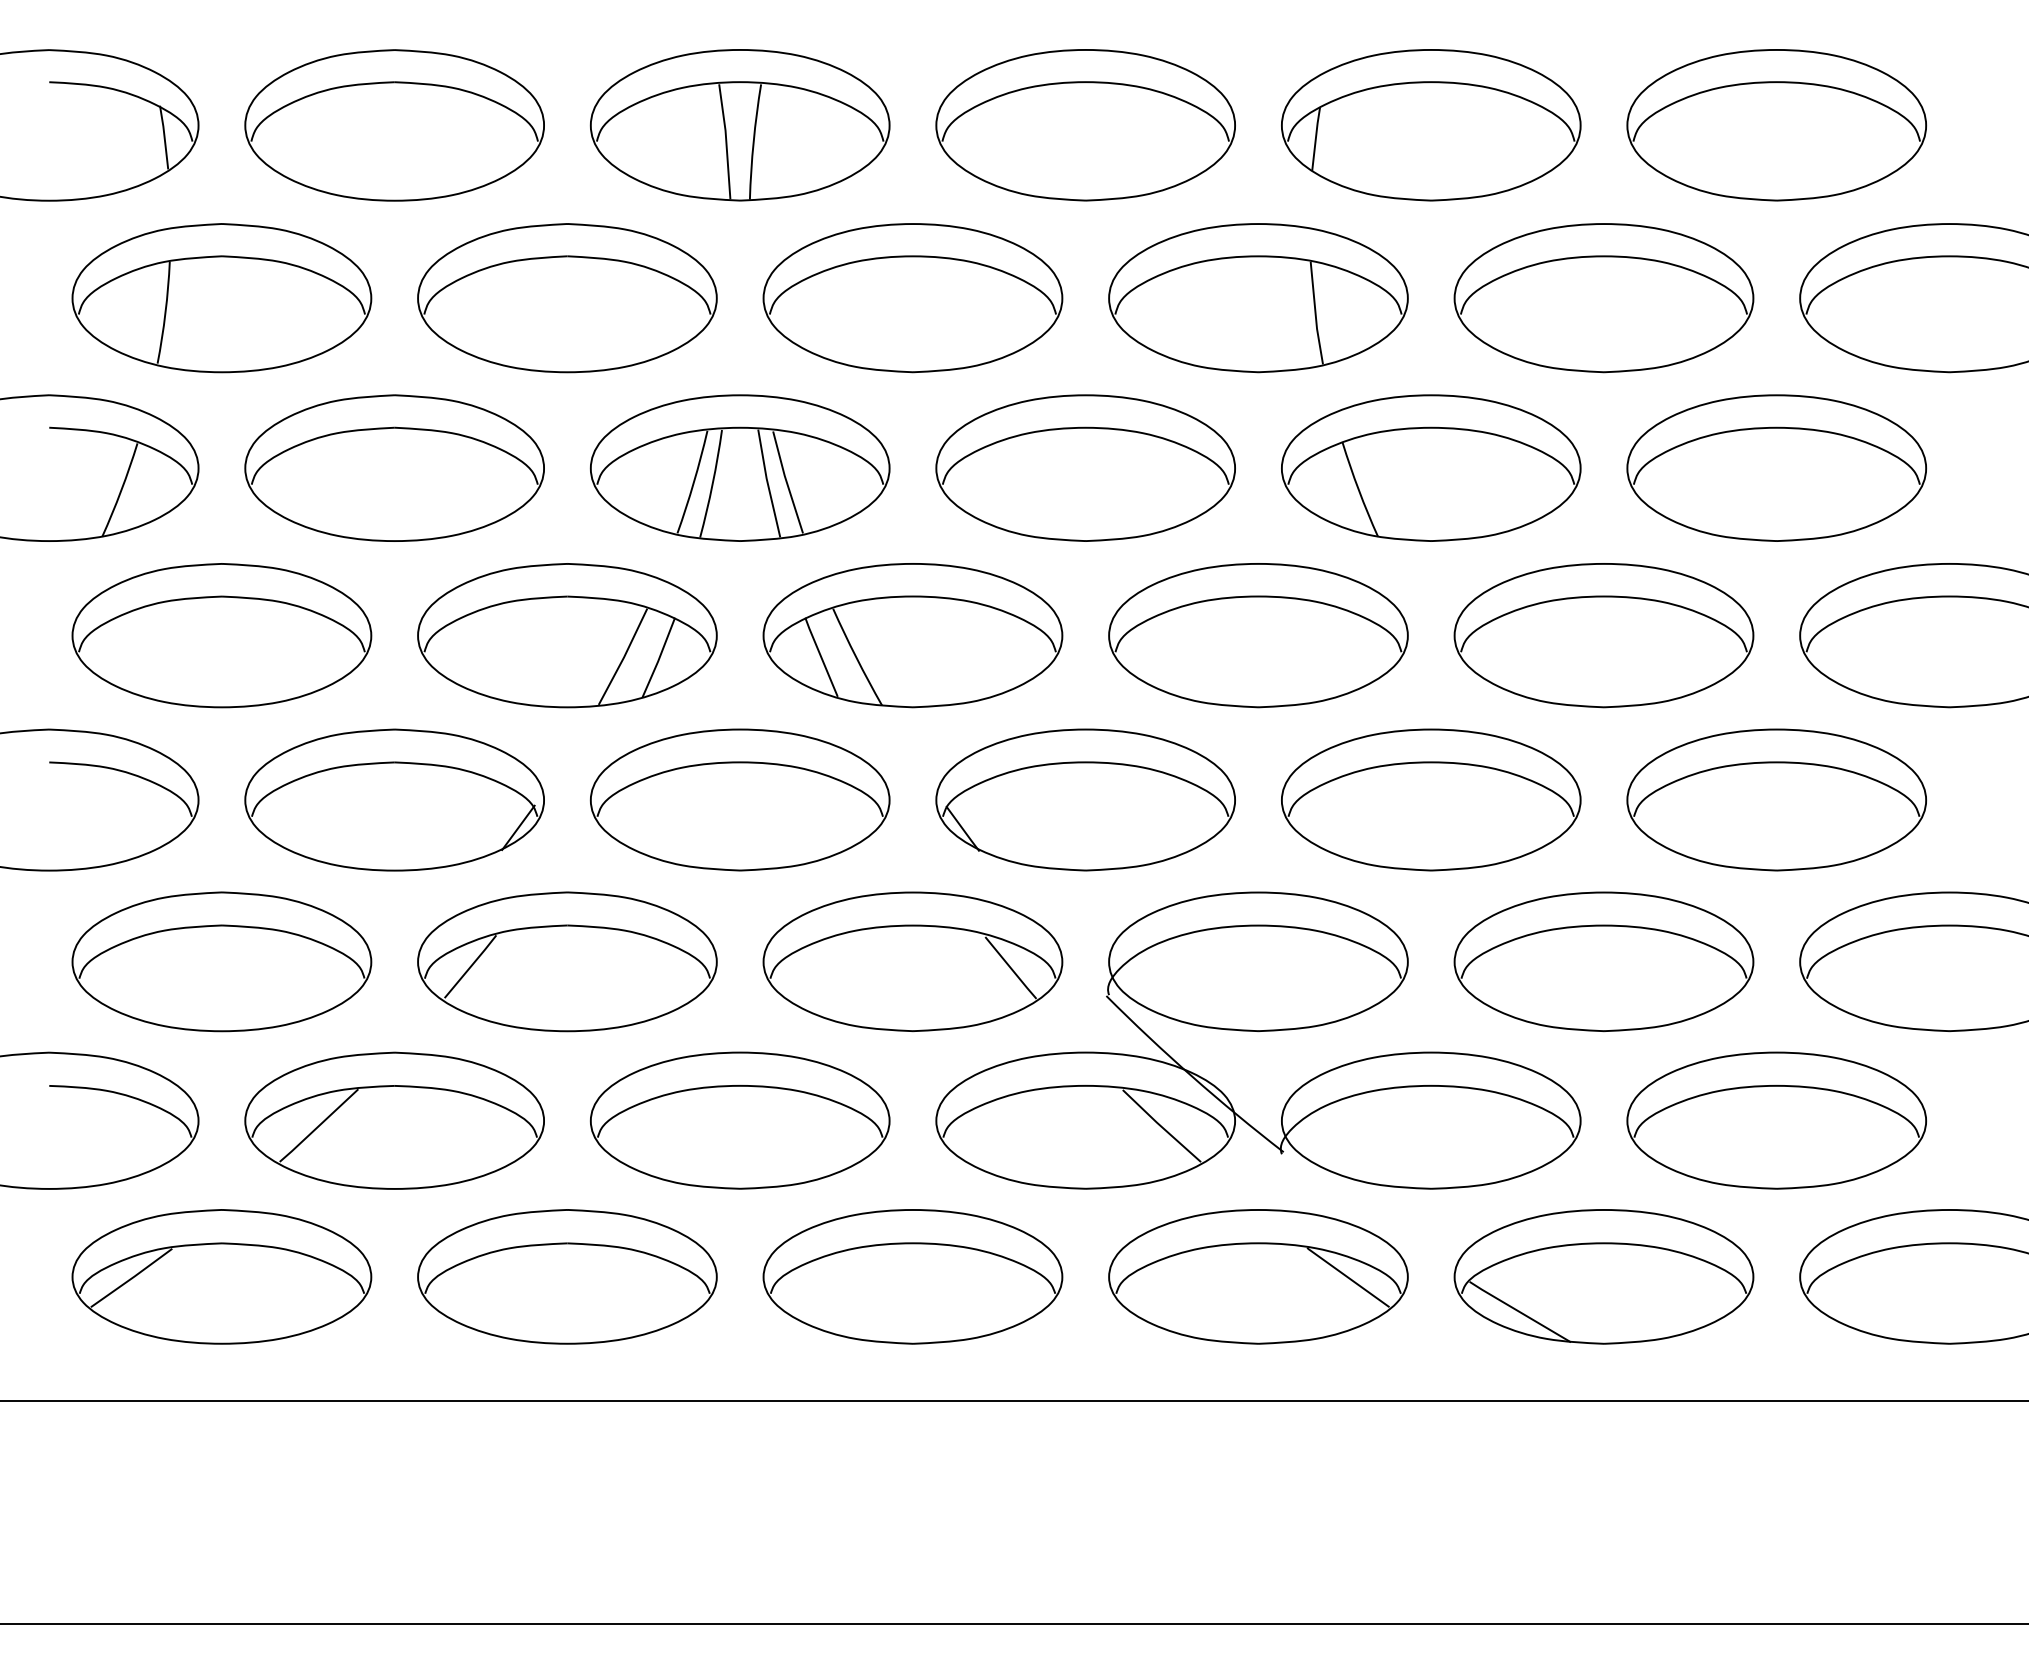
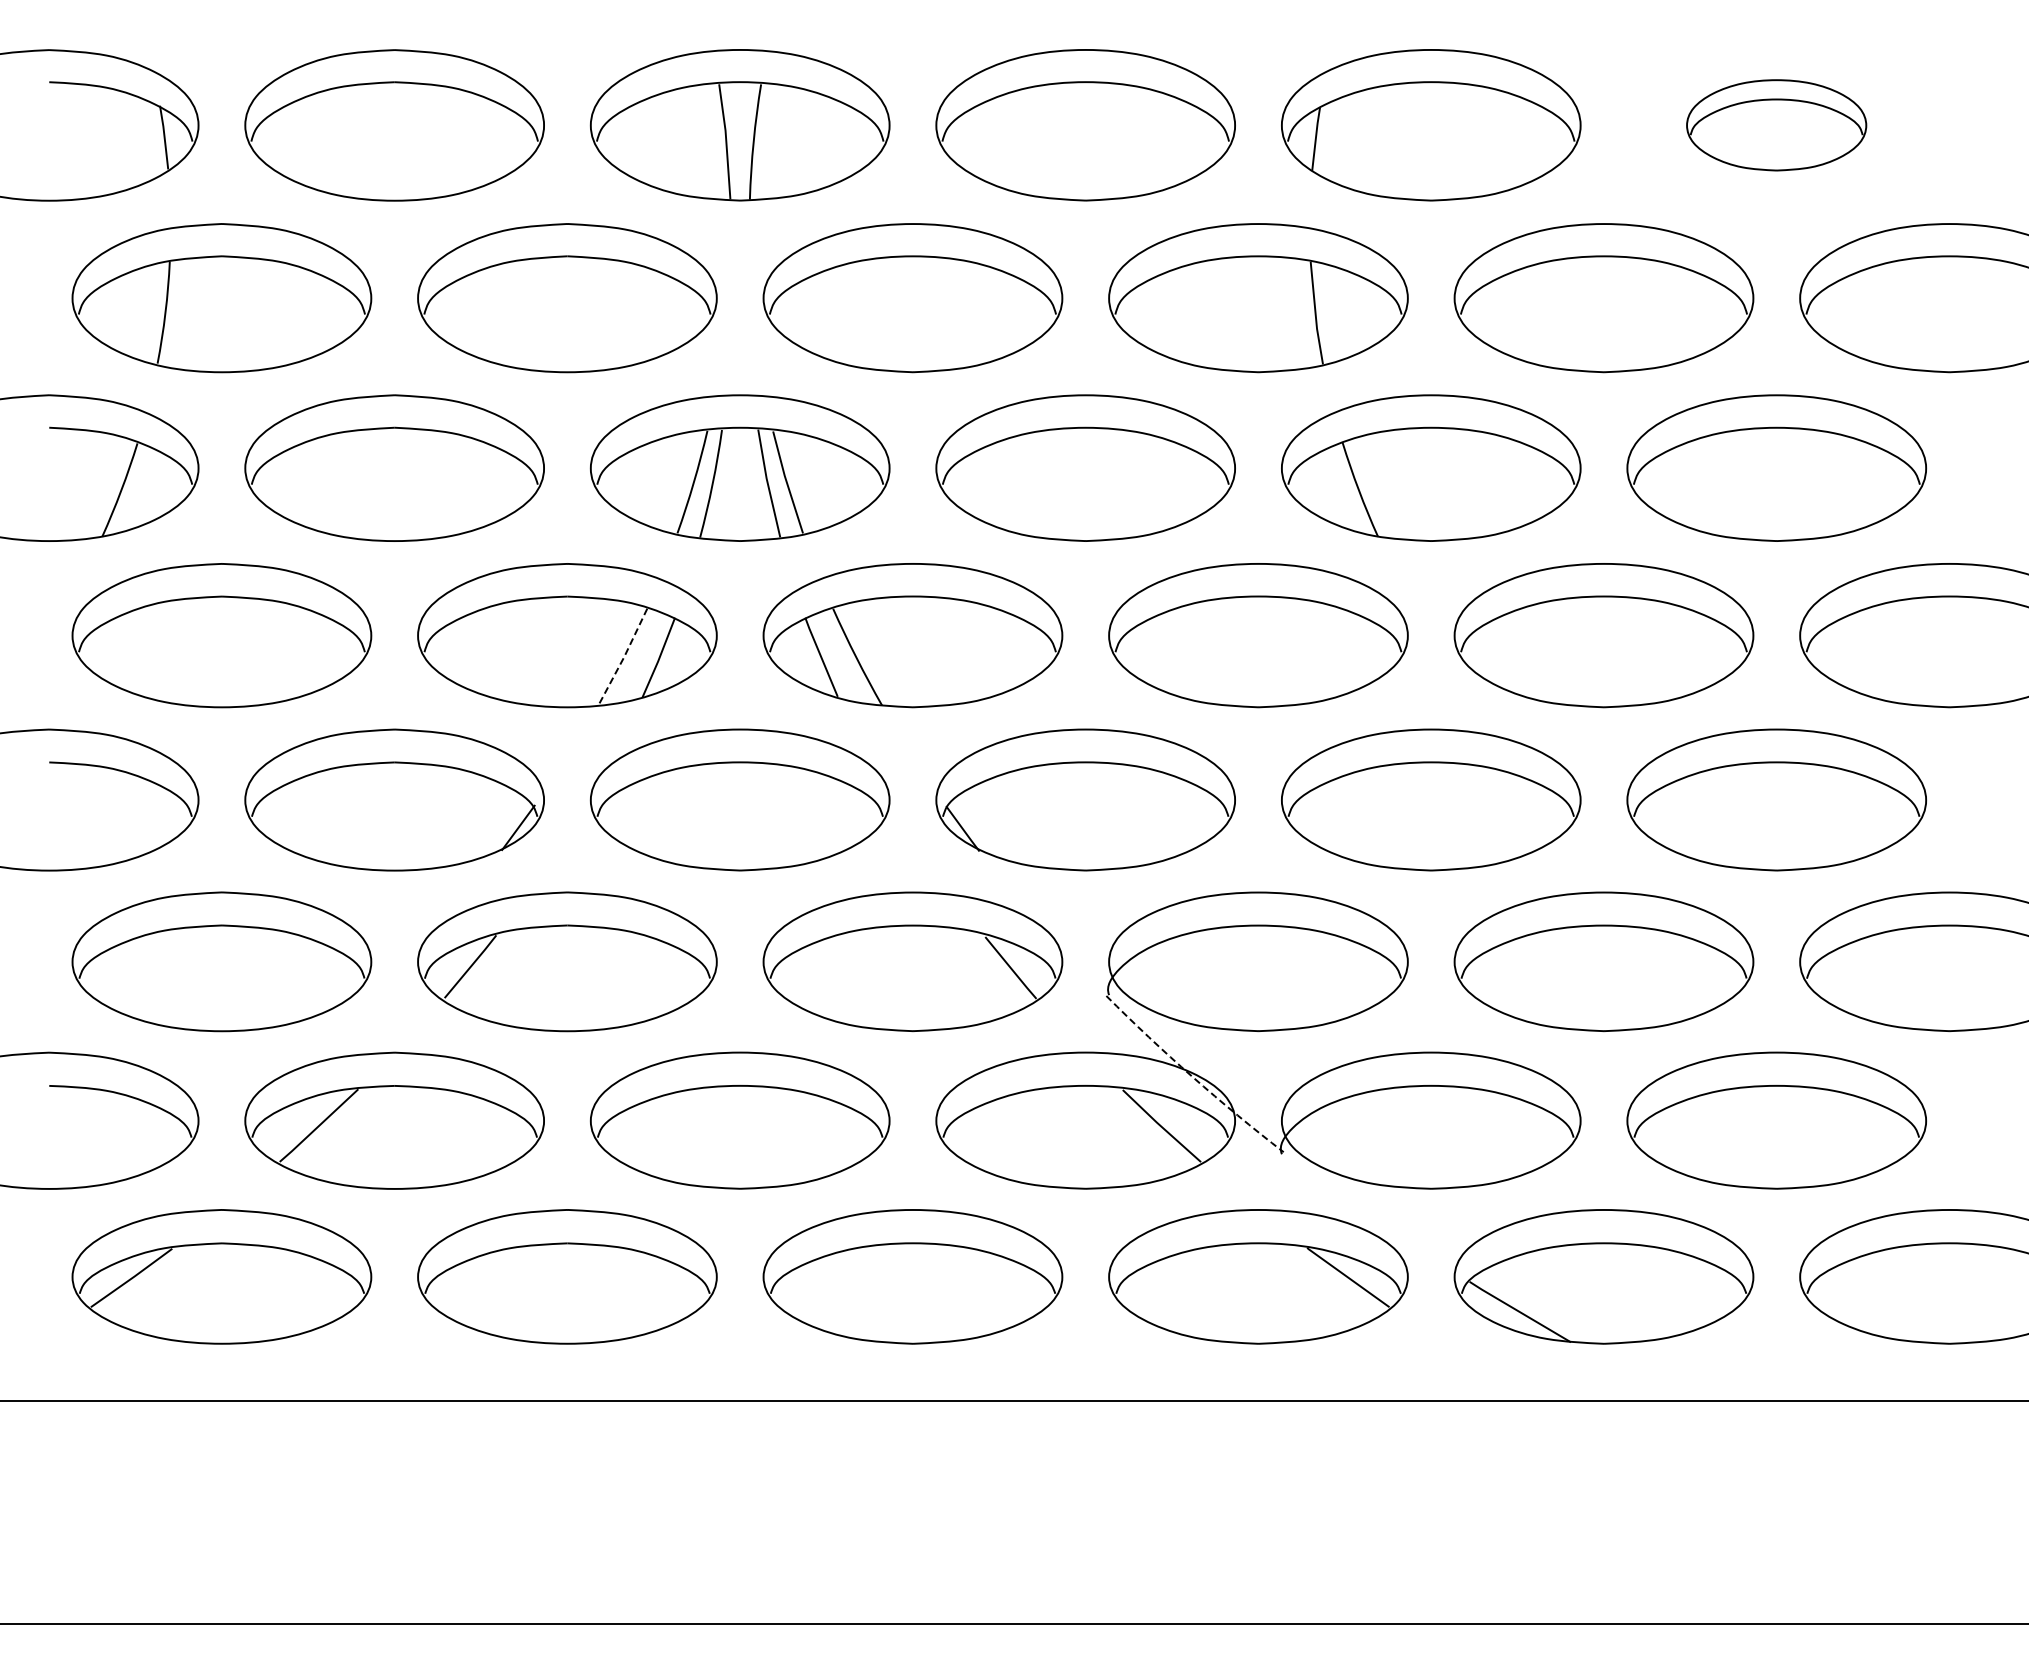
part size: 301x153 px -> 182x93 px (1776, 125)
line: solid -> dashed (624, 657)
arc: solid -> dashed (1192, 1076)
